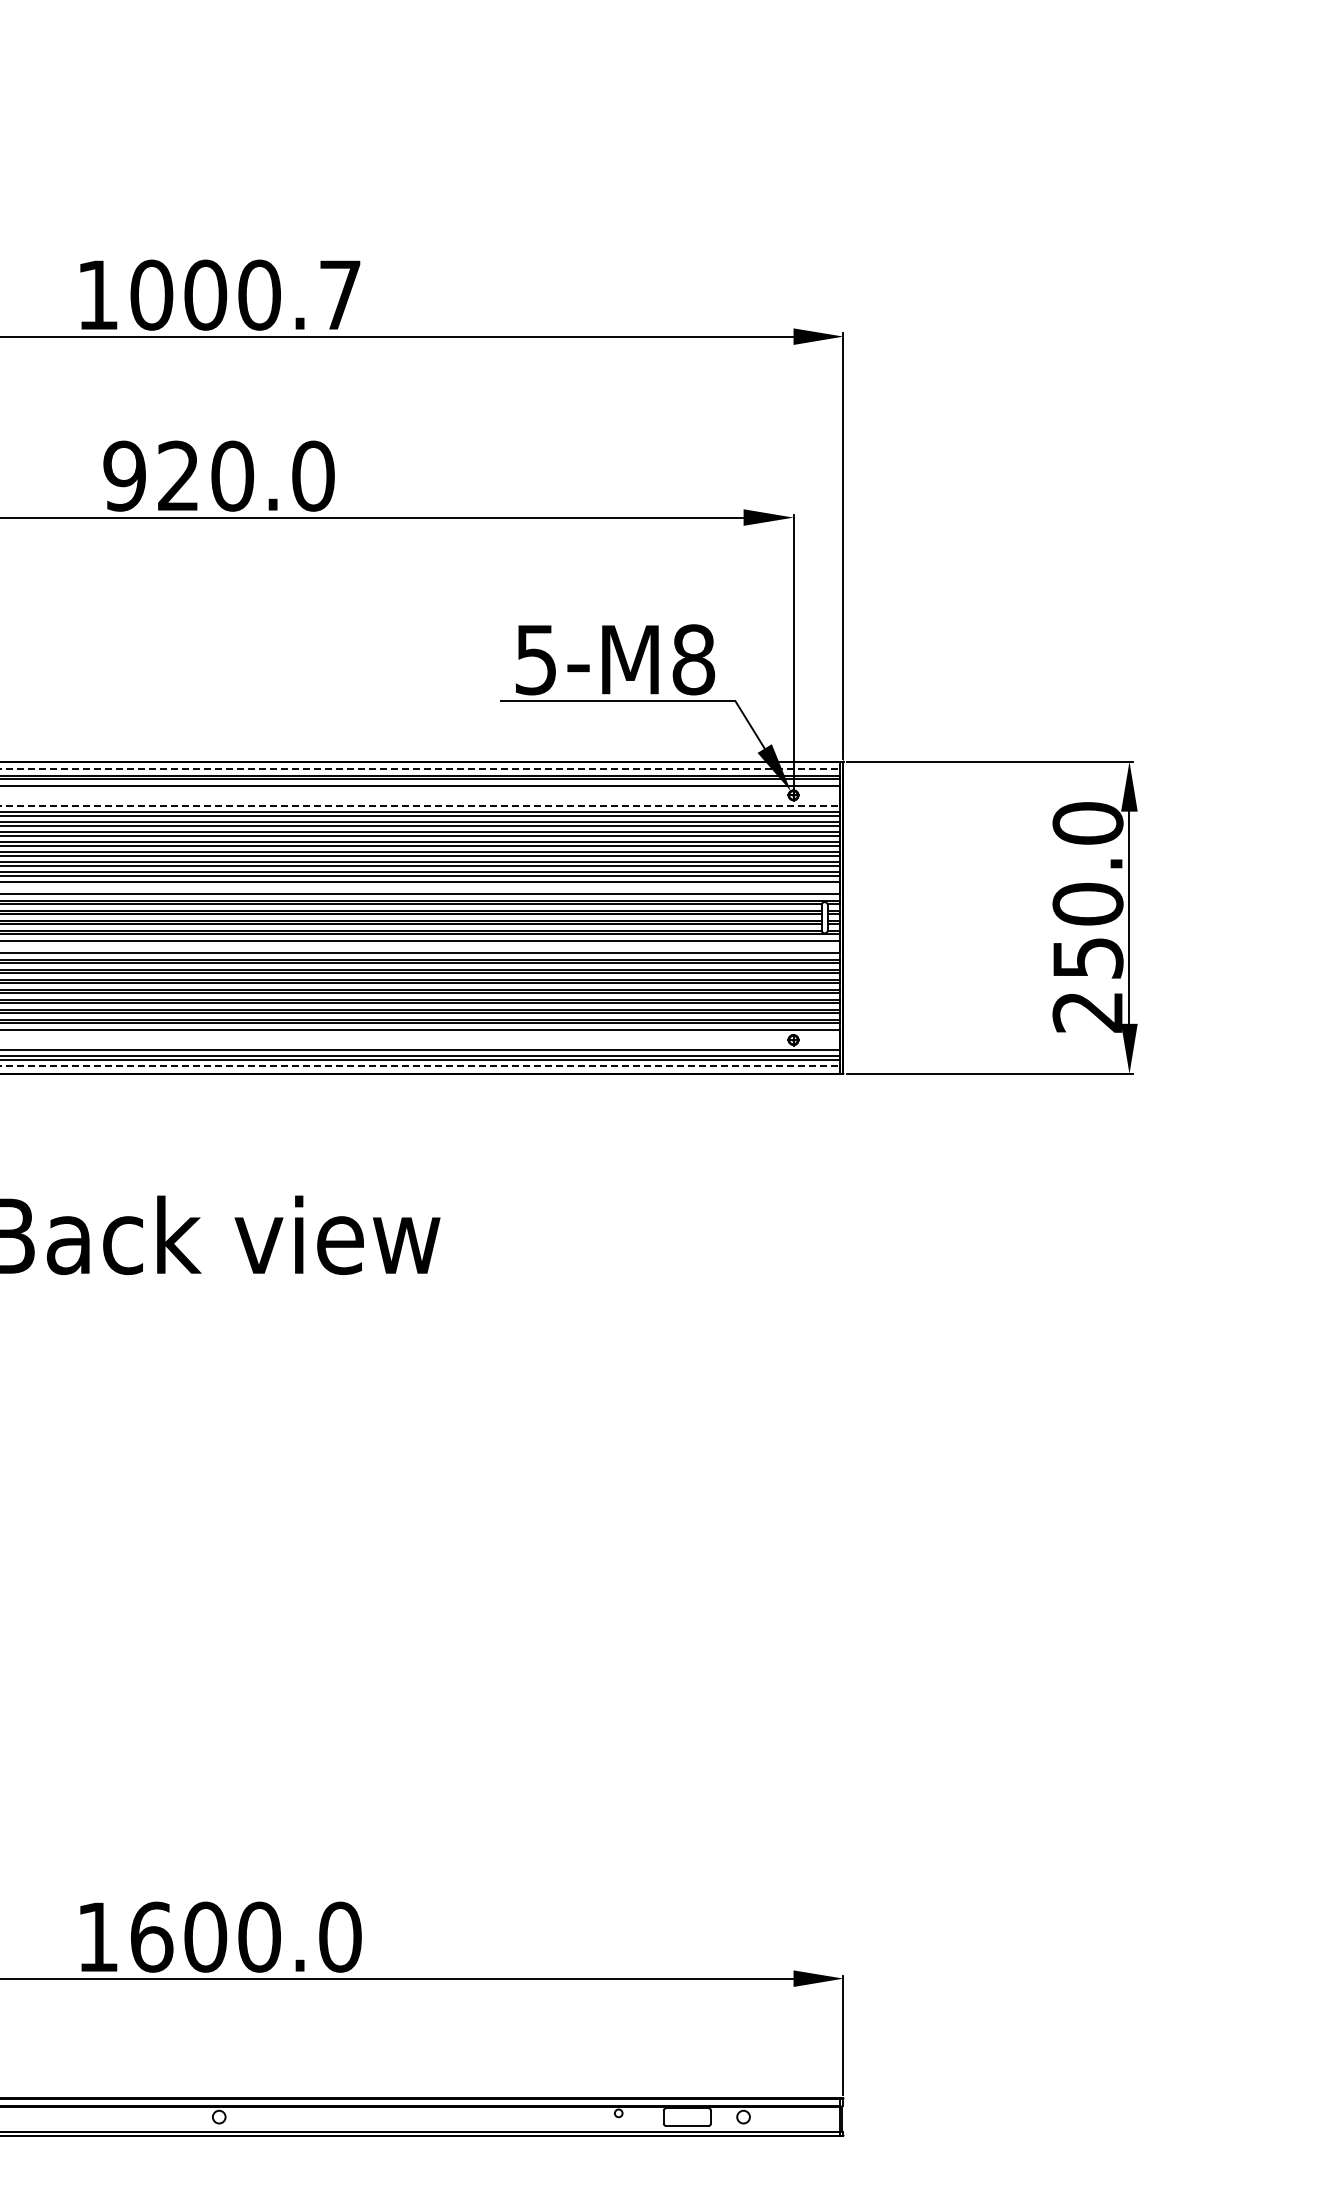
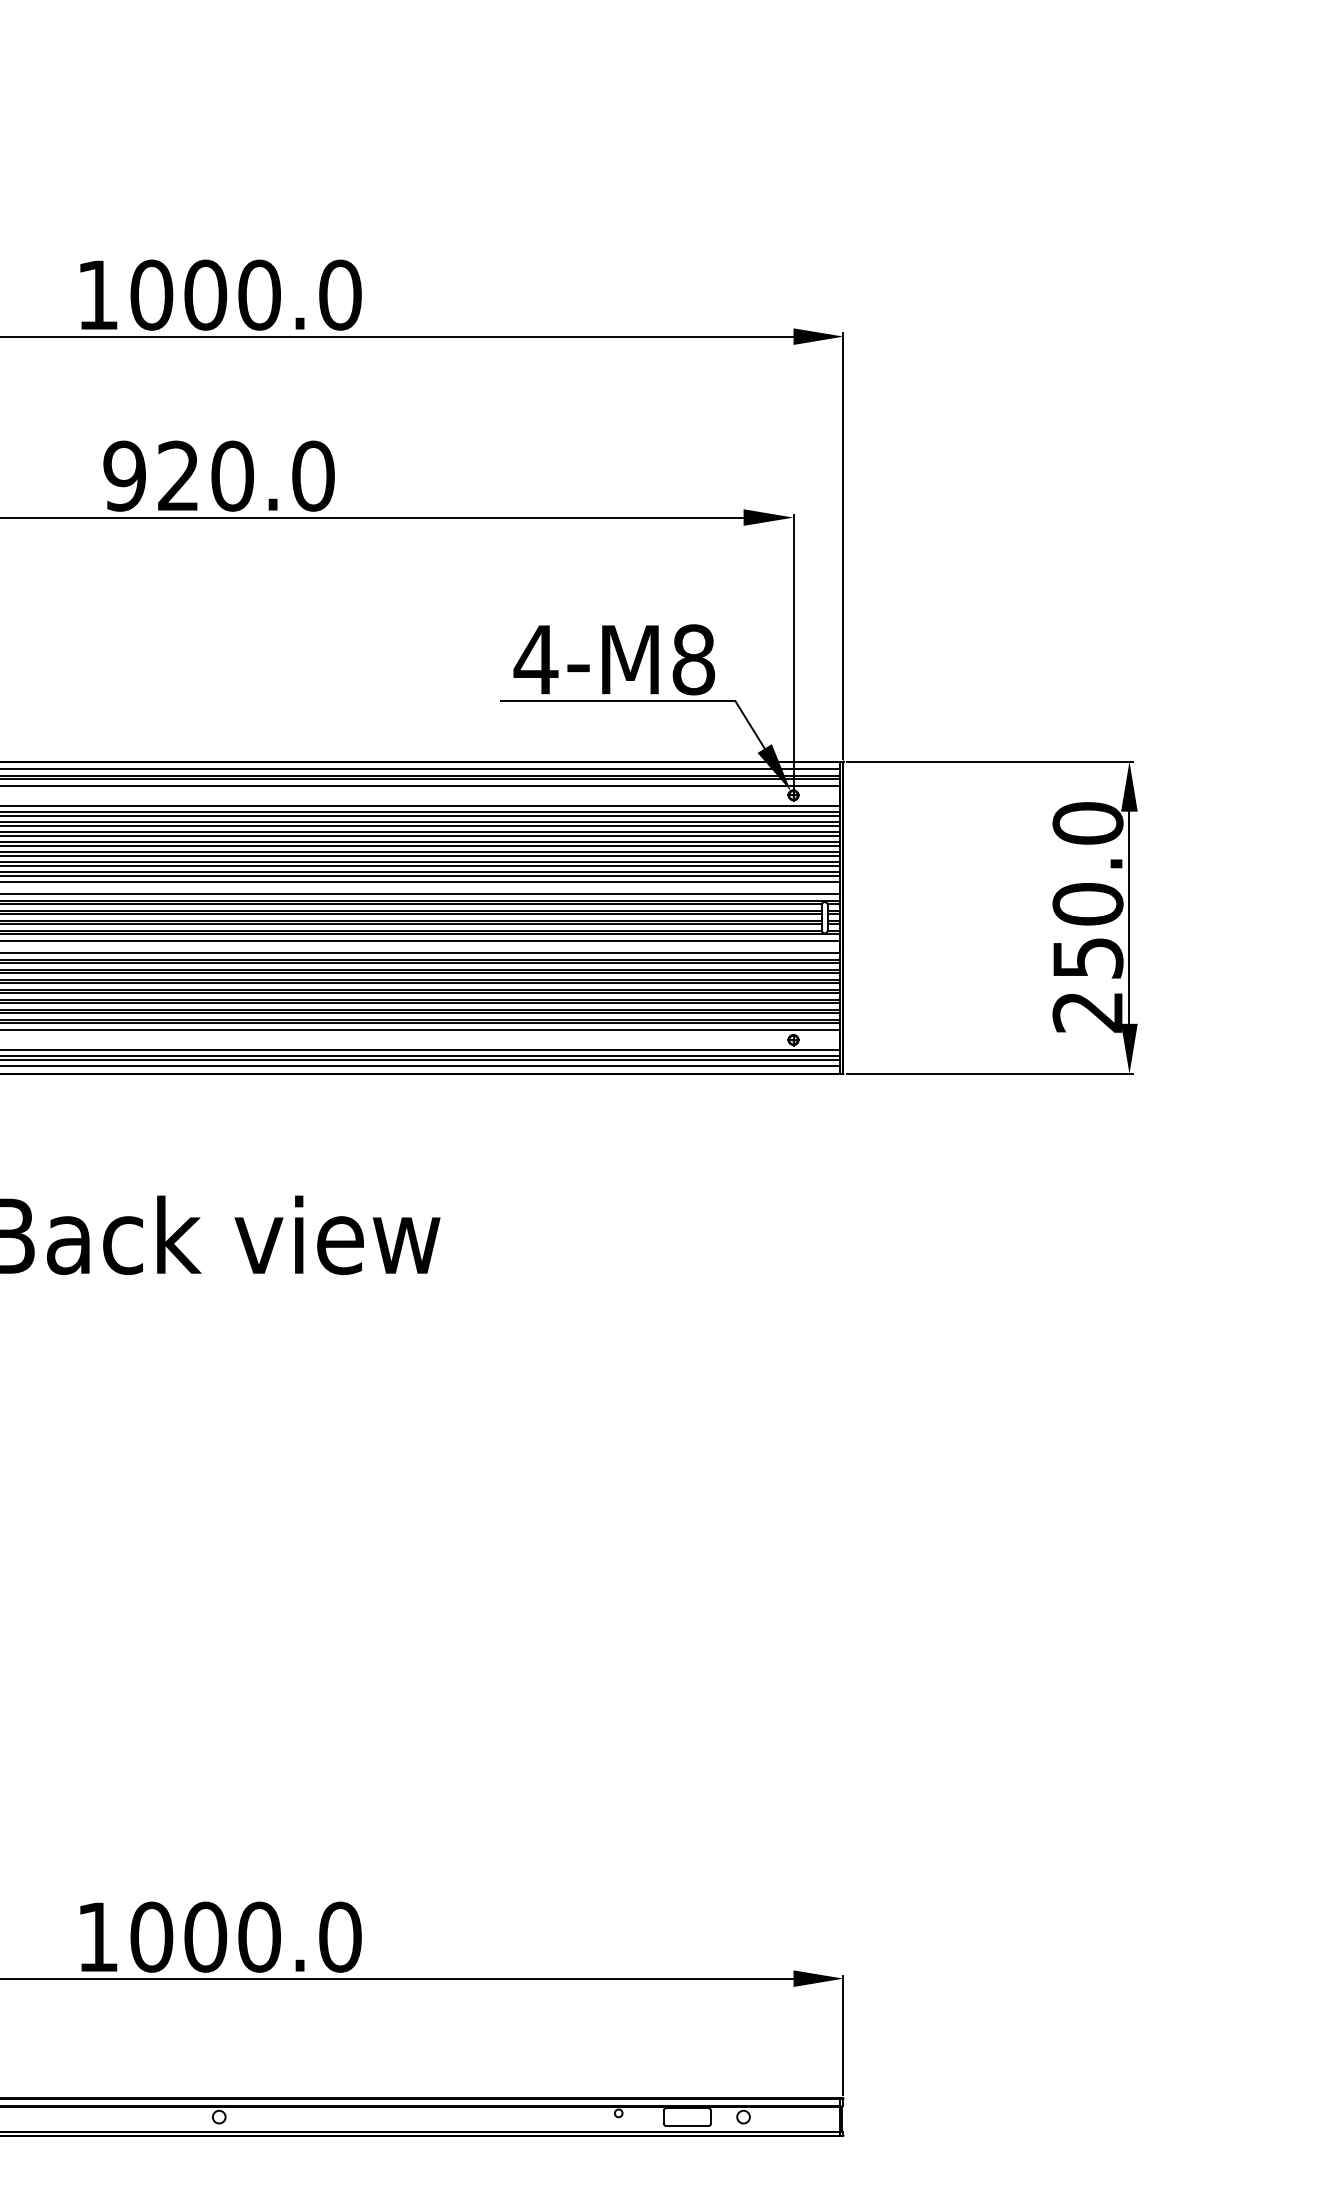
text: 1000.7 -> 1000.0 (340, 294)
text: 5-M8 -> 4-M8 (535, 660)
line: dashed -> solid (420, 769)
line: dashed -> solid (420, 805)
line: dashed -> solid (420, 1066)
text: 1600.0 -> 1000.0 (151, 1936)
